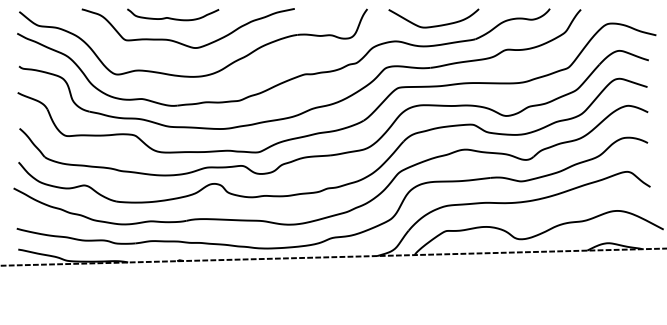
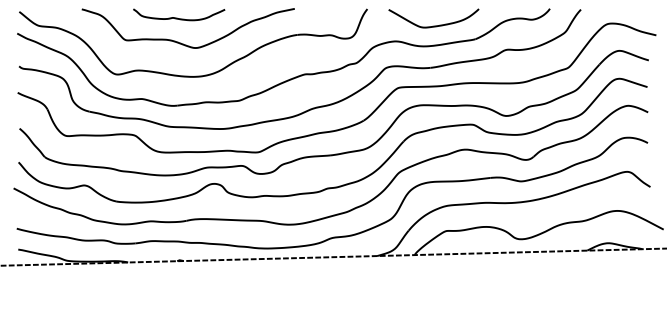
curve position: (171, 17) -> (177, 17) (177, 17)
